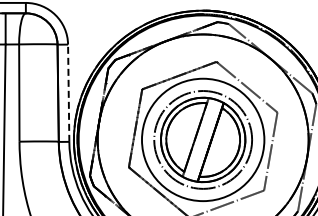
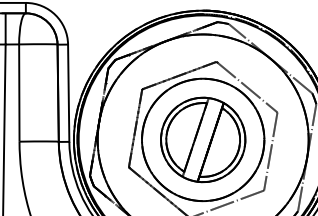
line: dashed -> solid (68, 93)
circle diameter: 98 px -> 122 px (202, 139)
